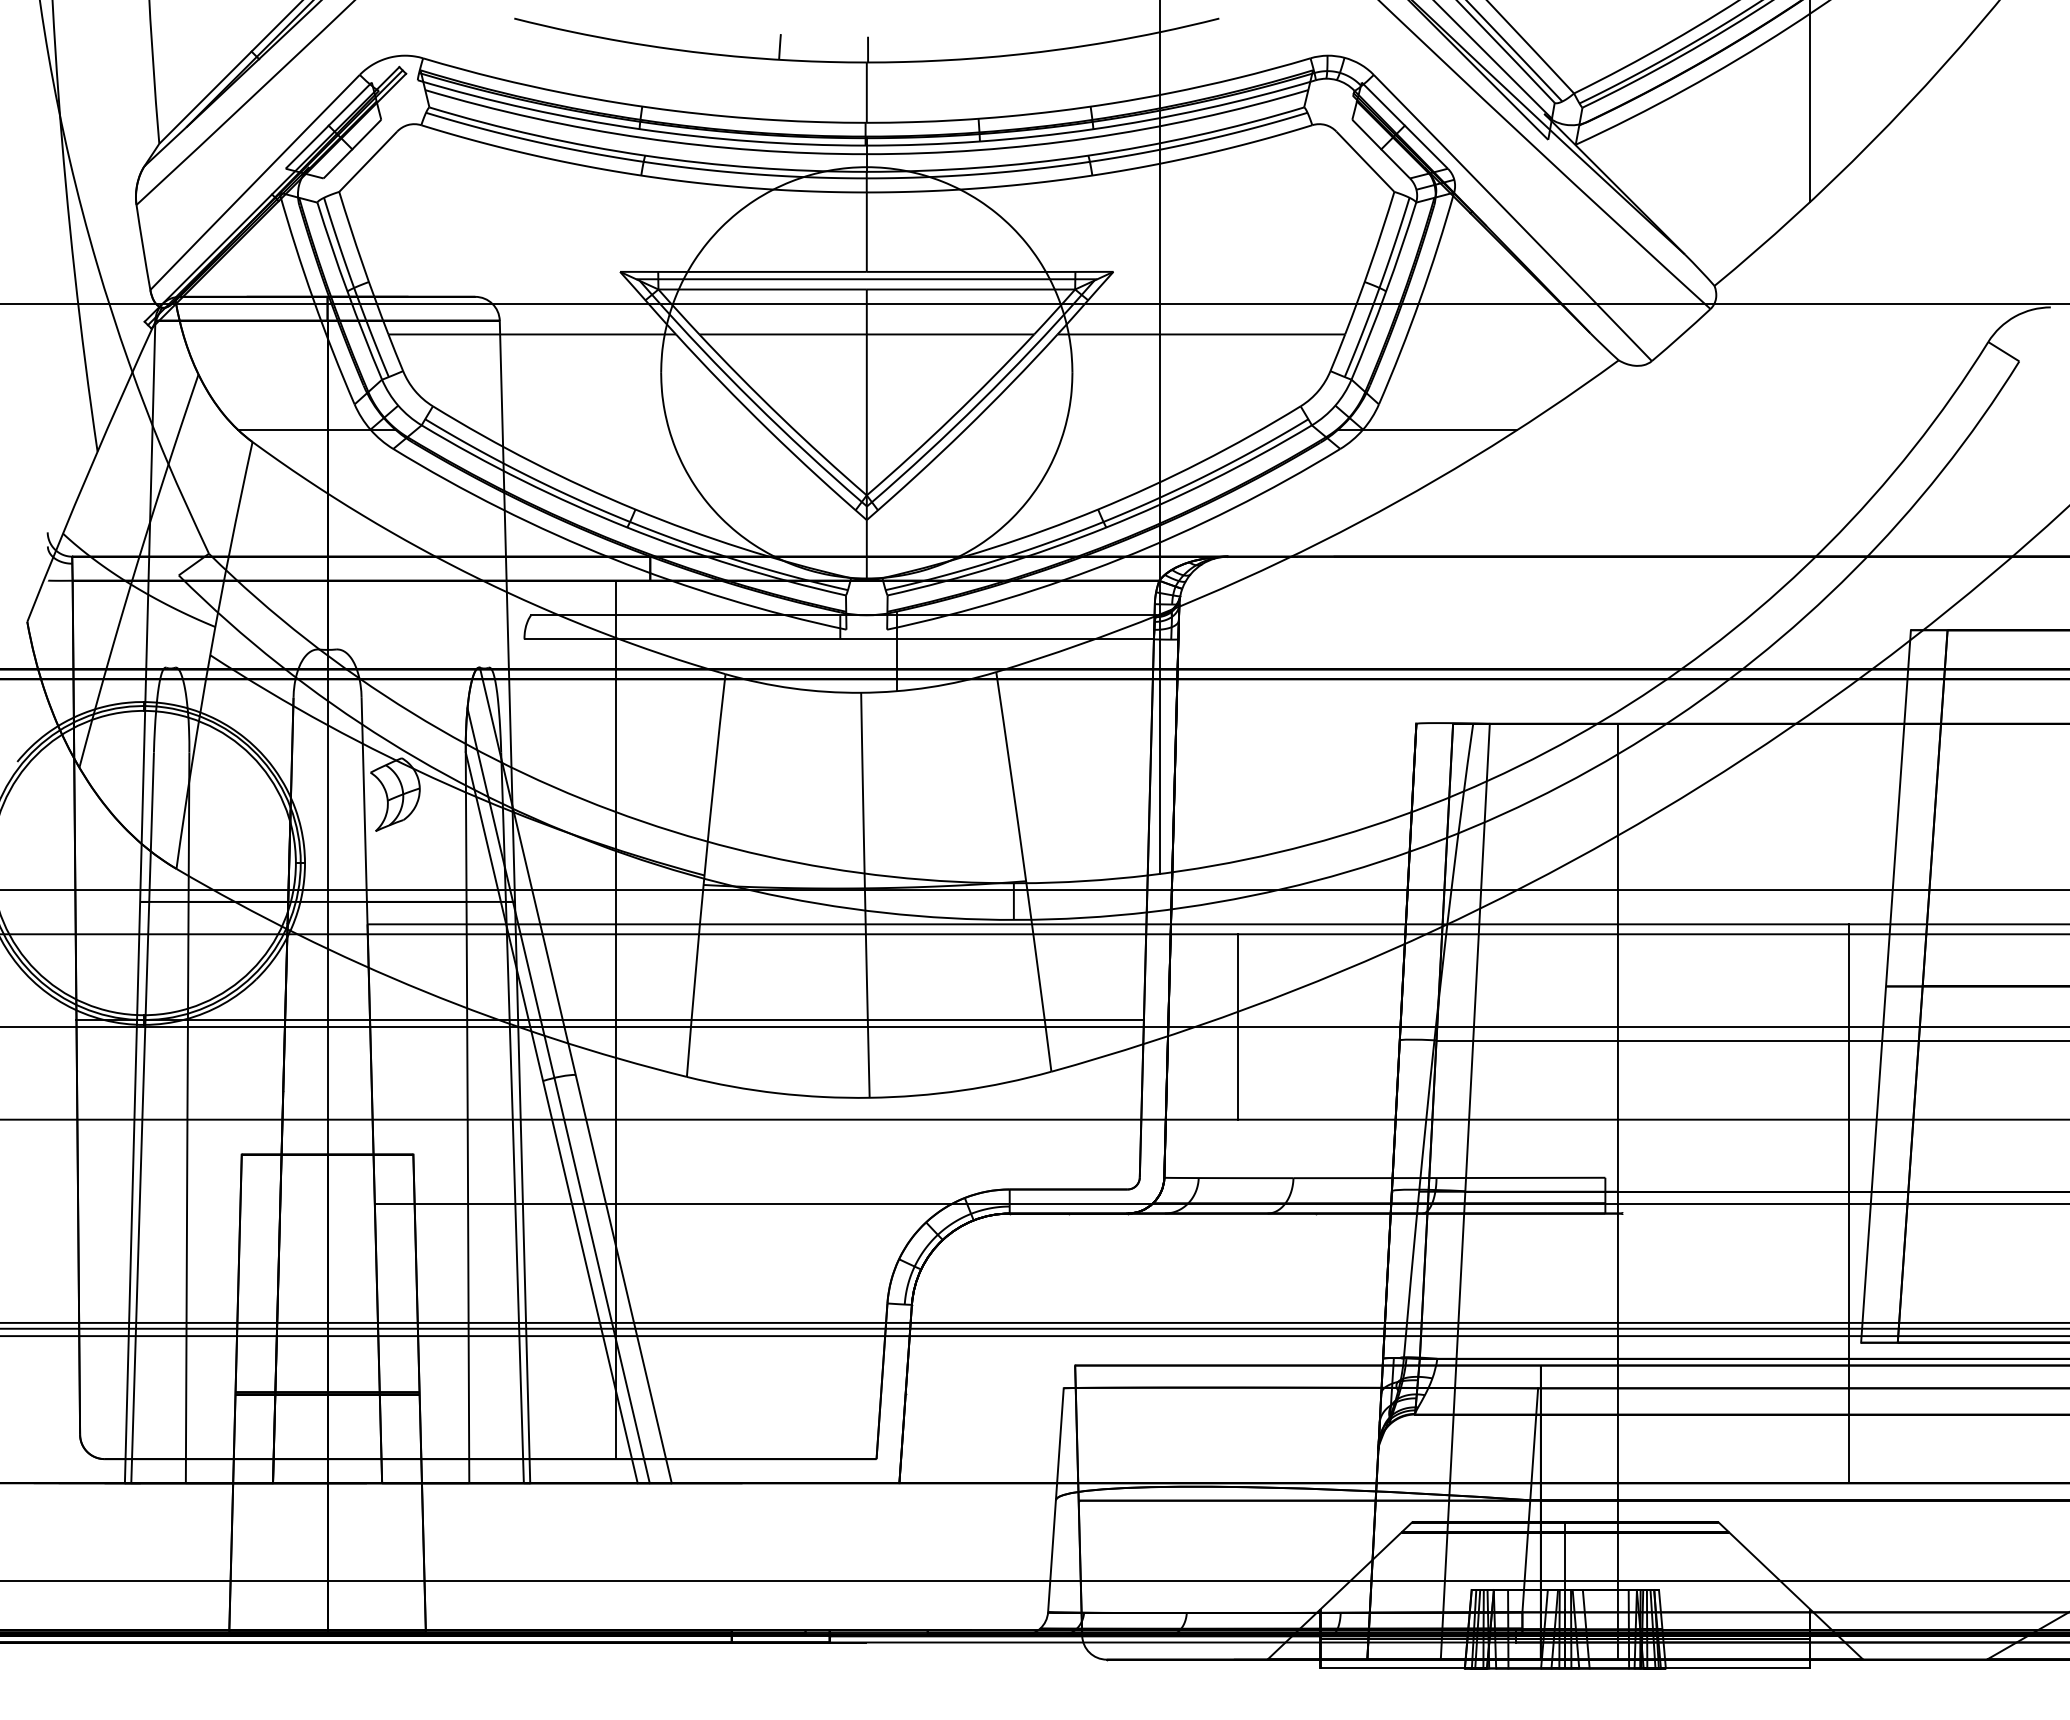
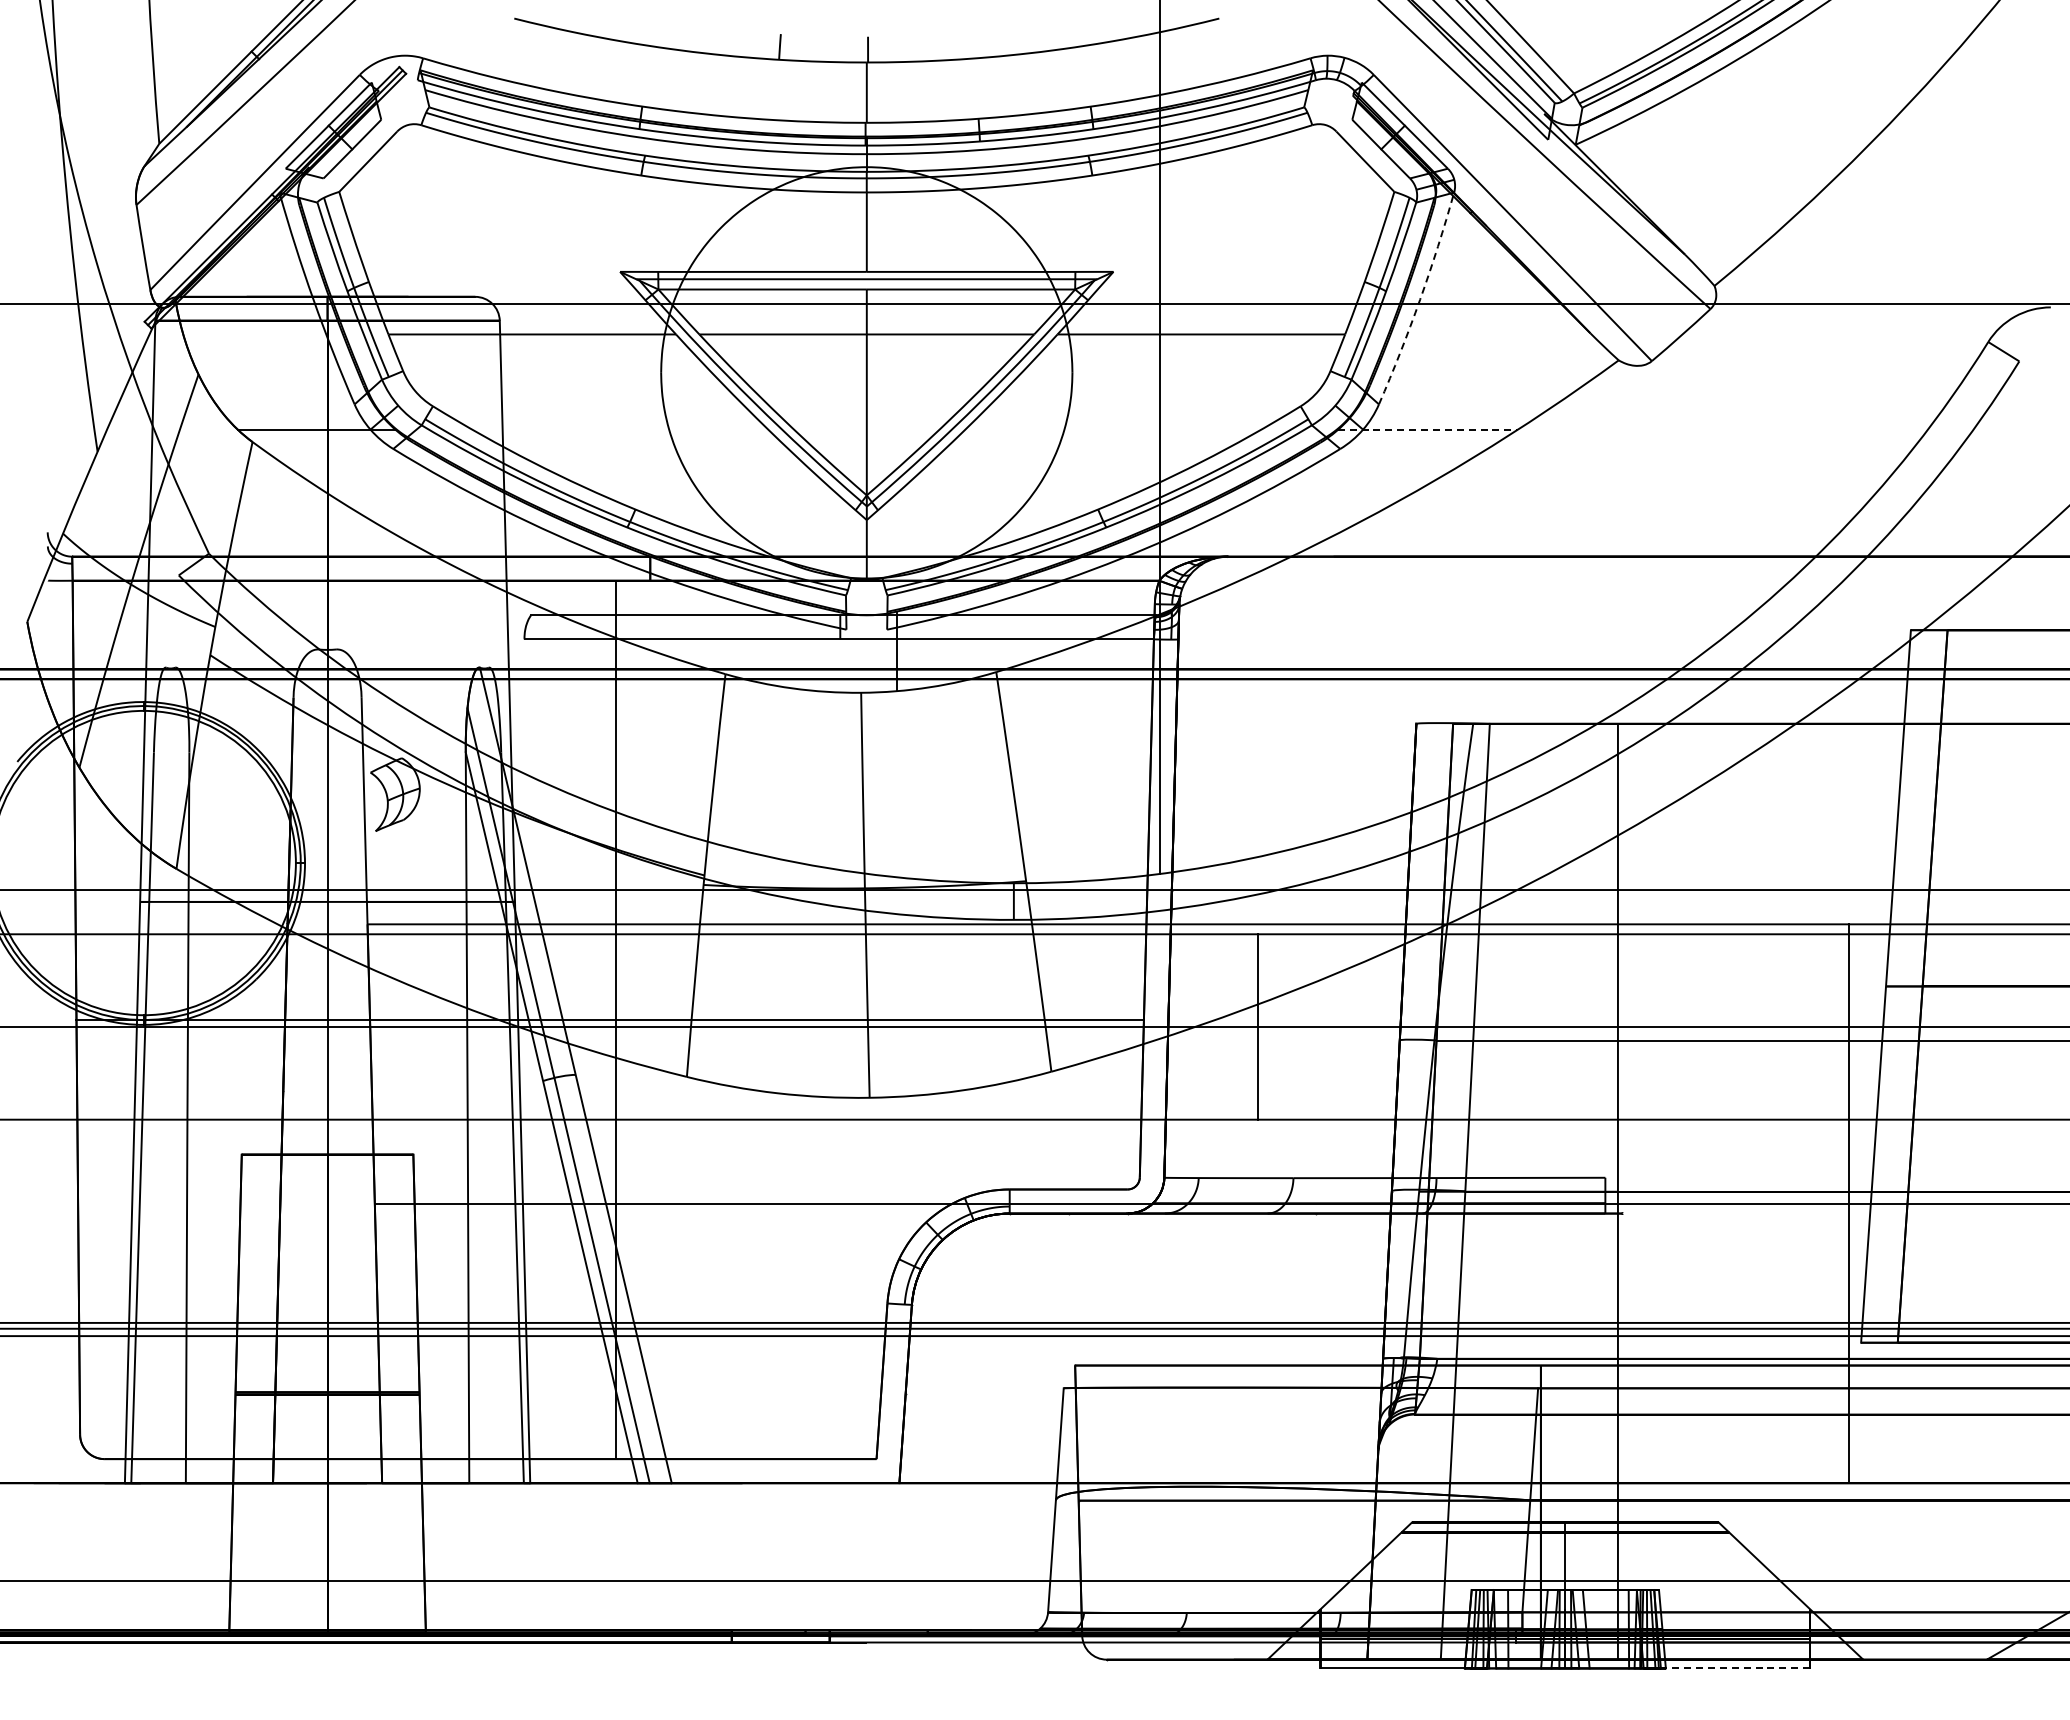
line: present -> none (1810, 101)
arc: solid -> dashed (1420, 299)
line: solid -> dashed (1427, 430)
line position: (1238, 1026) -> (1258, 1026) (1258, 1026)
line: solid -> dashed (1726, 1668)
